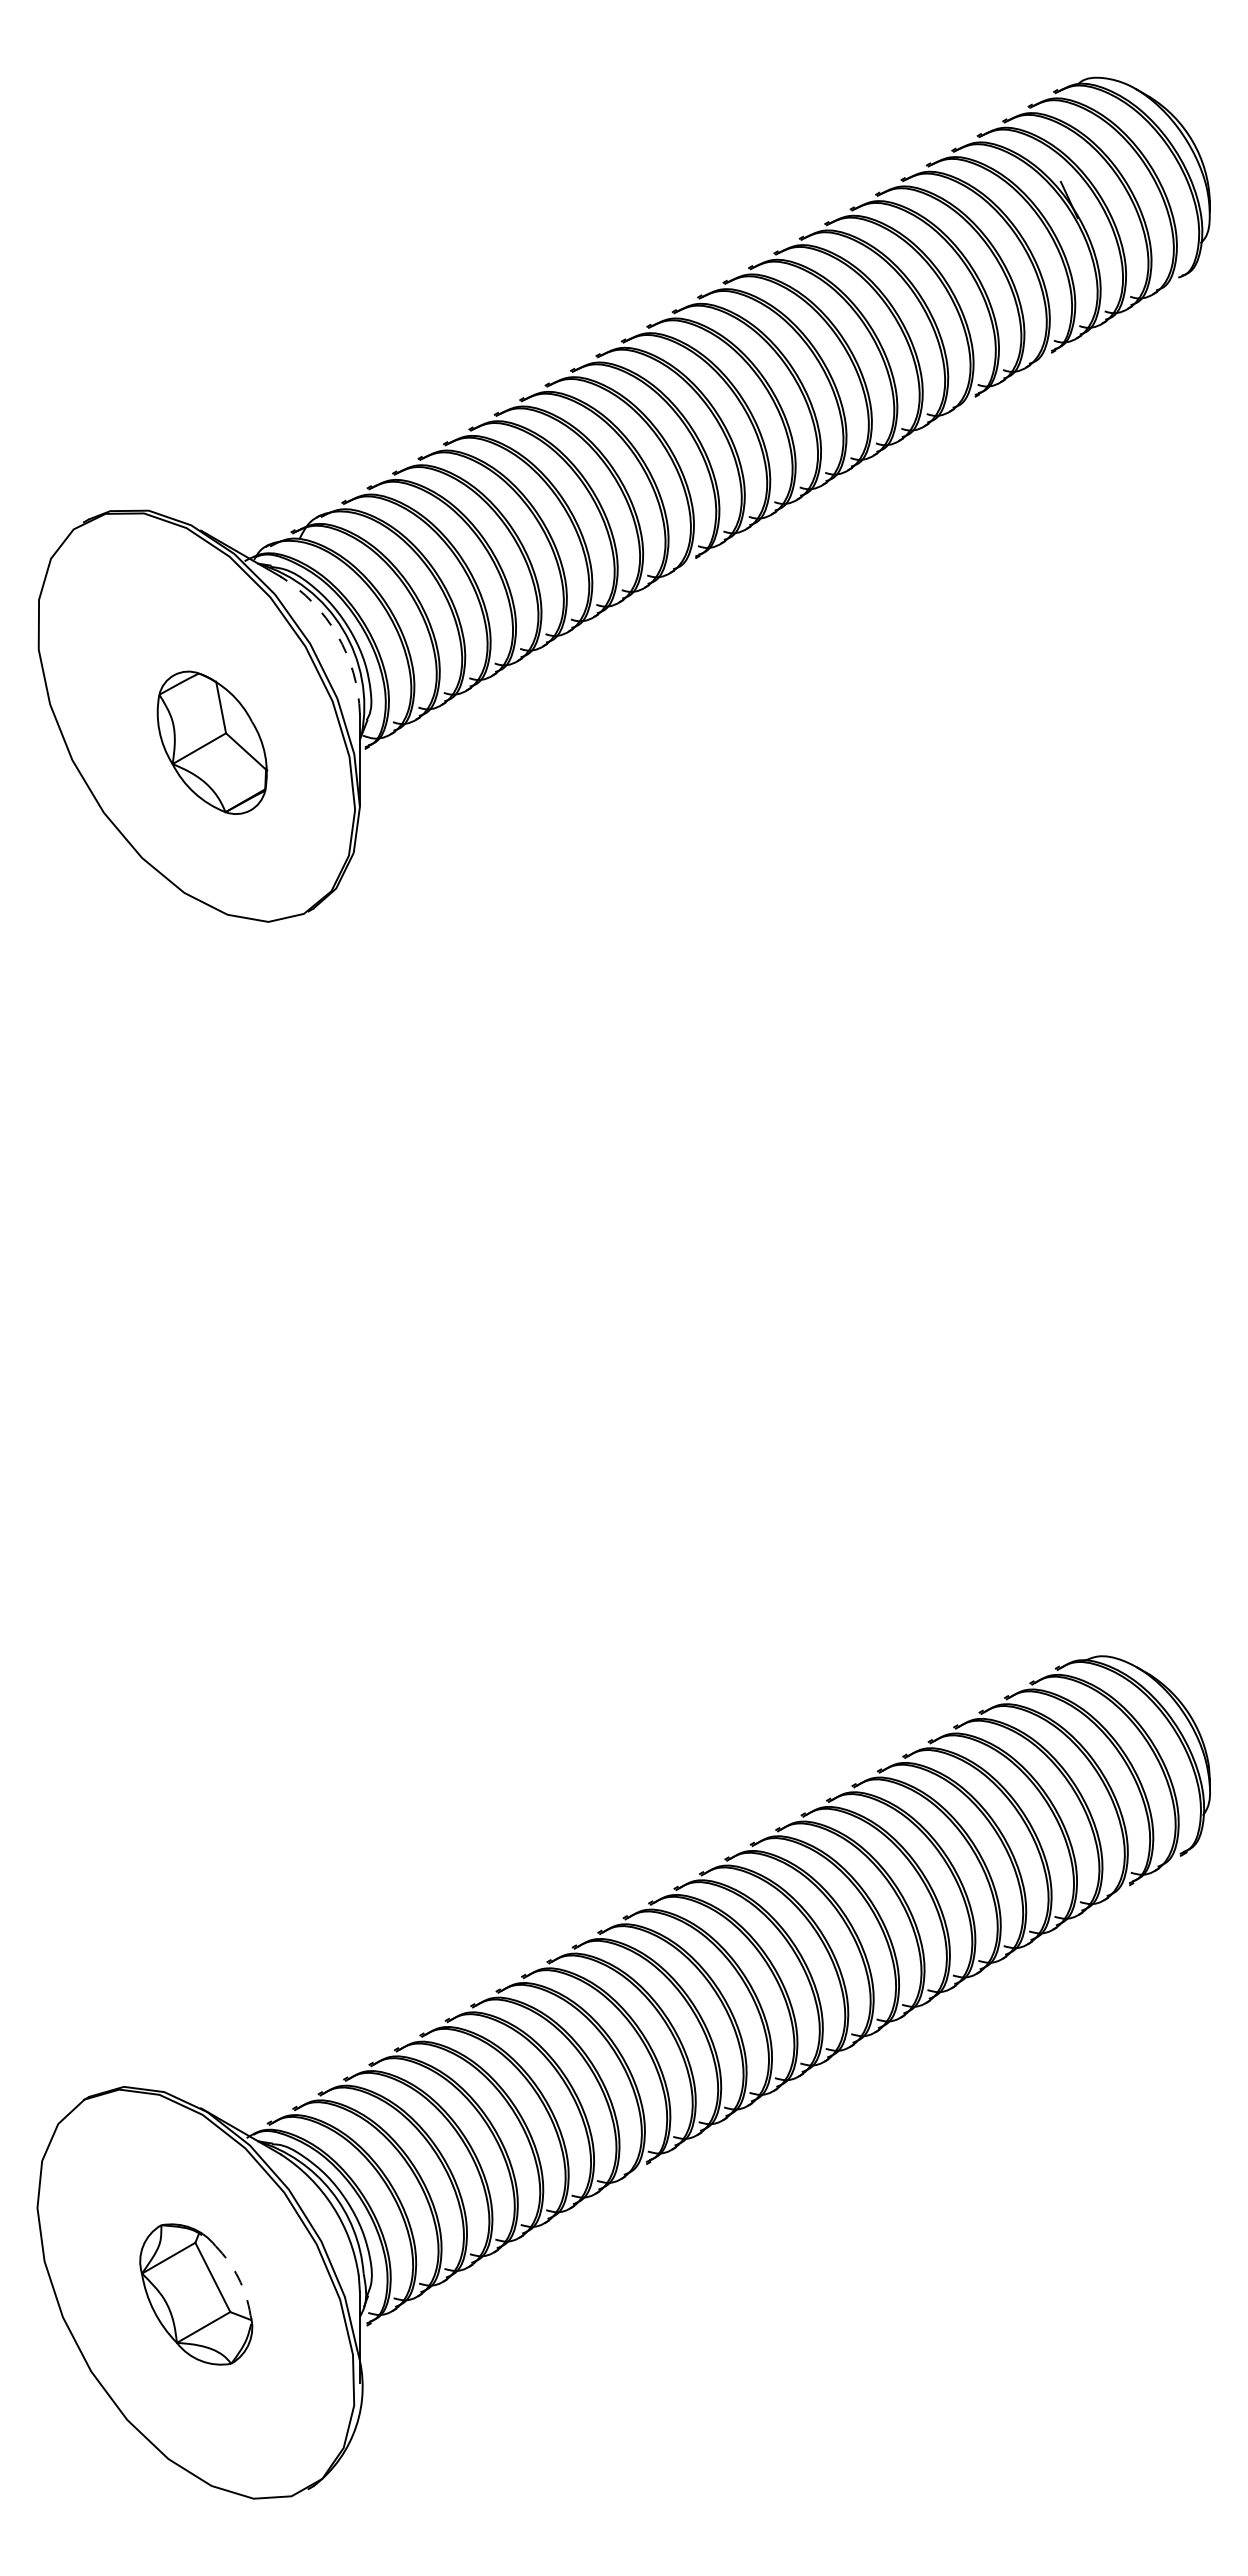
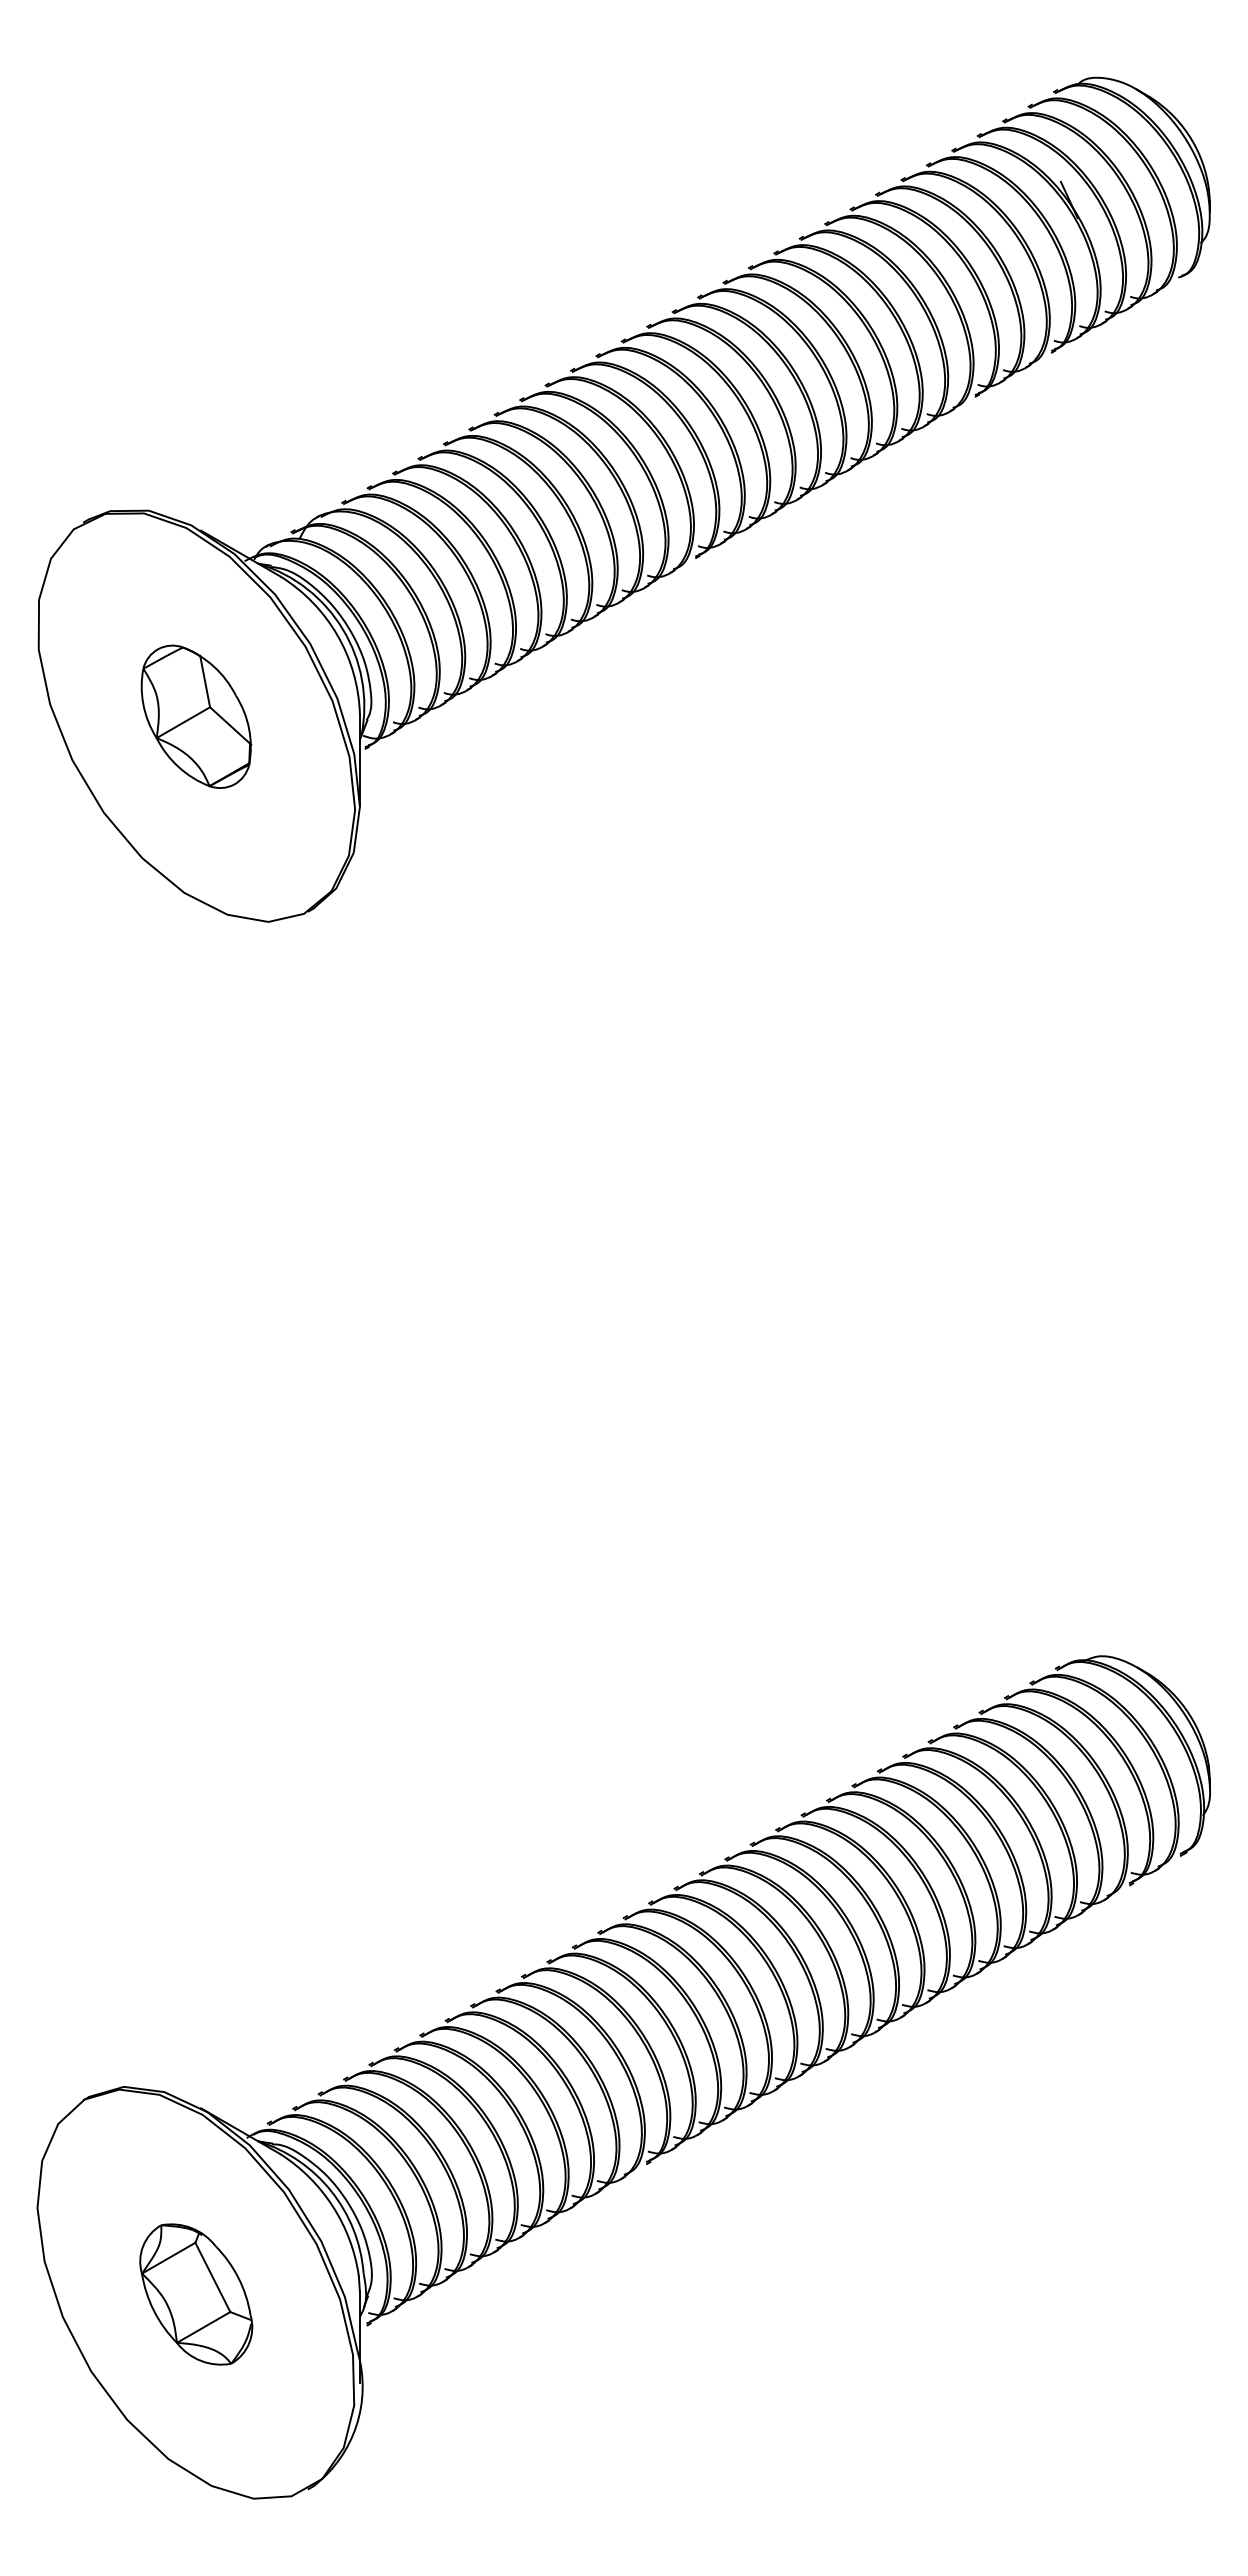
arc: dashed -> solid (337, 635)
part position: (212, 742) -> (196, 716) (196, 716)
arc: dashed -> solid (238, 2278)
